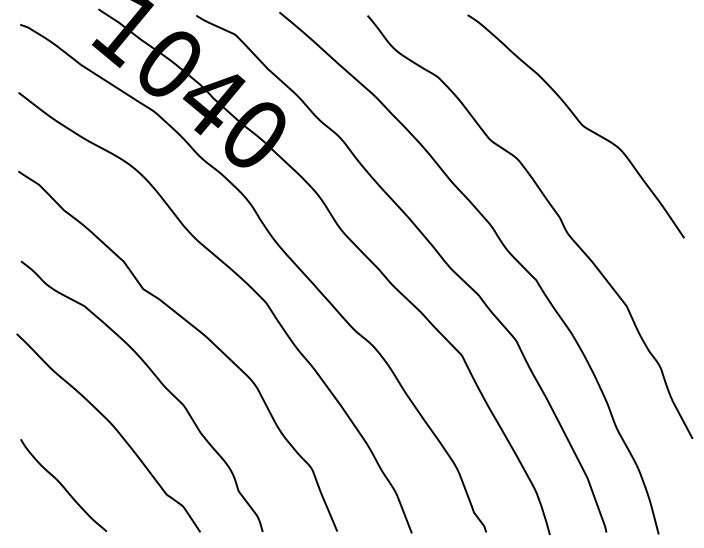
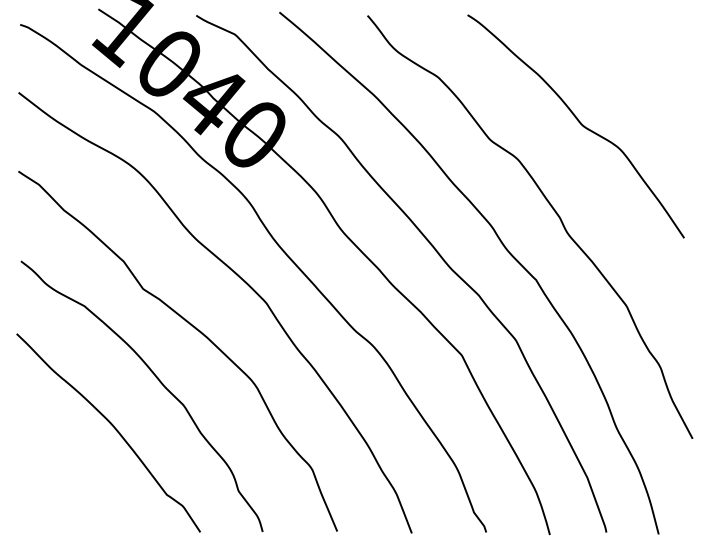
curve: present -> none (63, 485)
